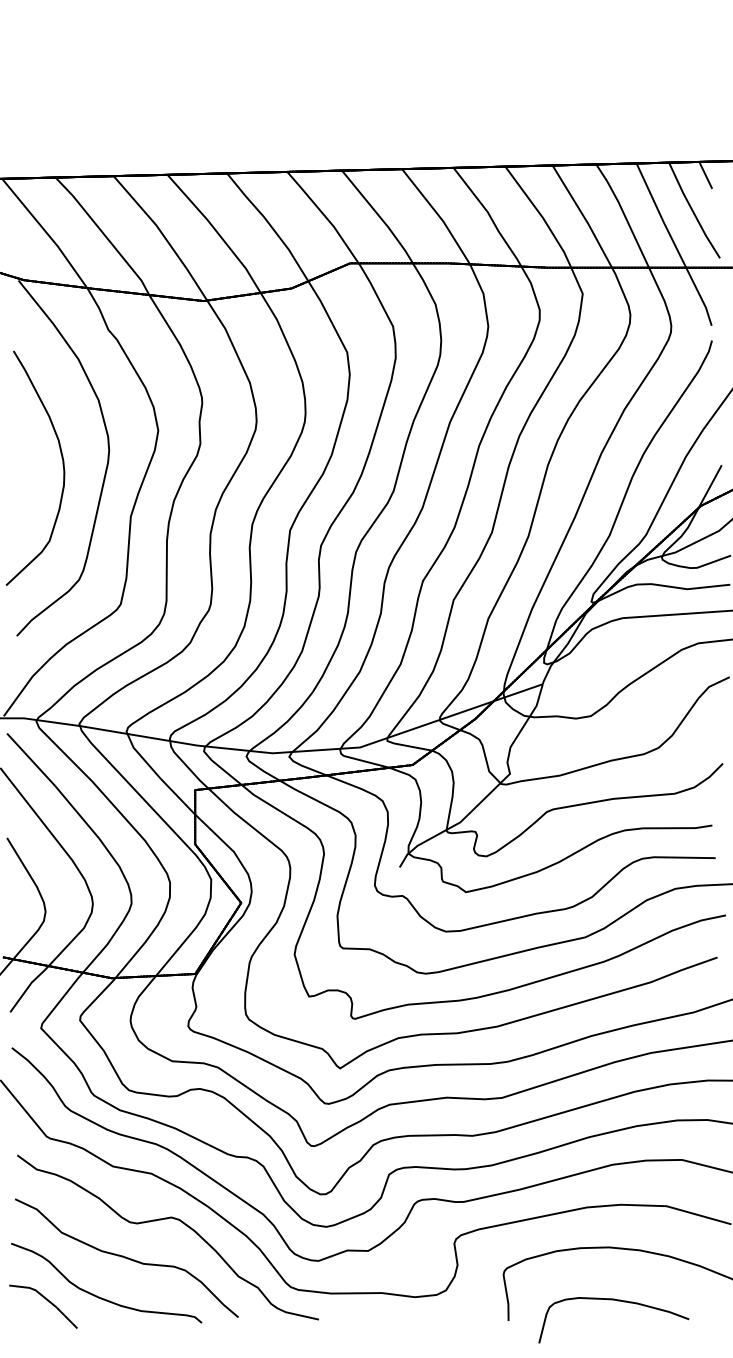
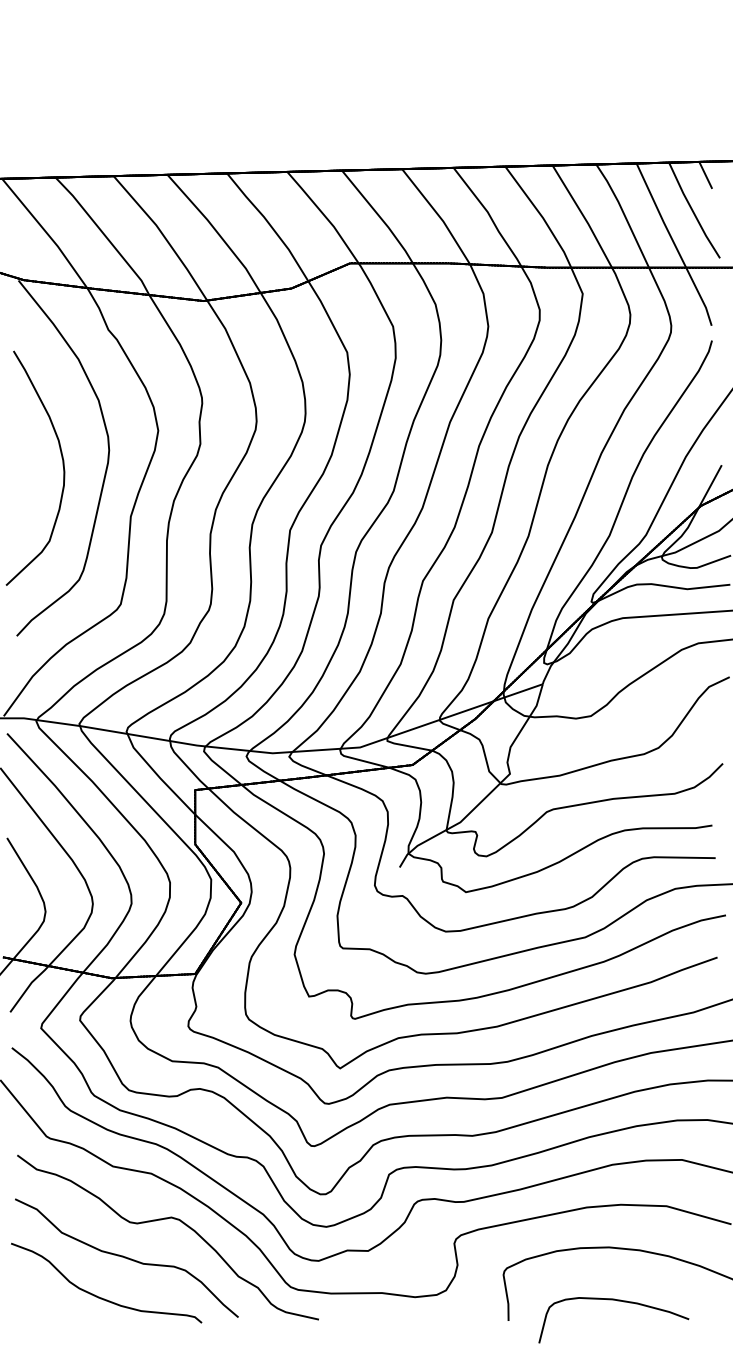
part: present -> none (47, 1301)
